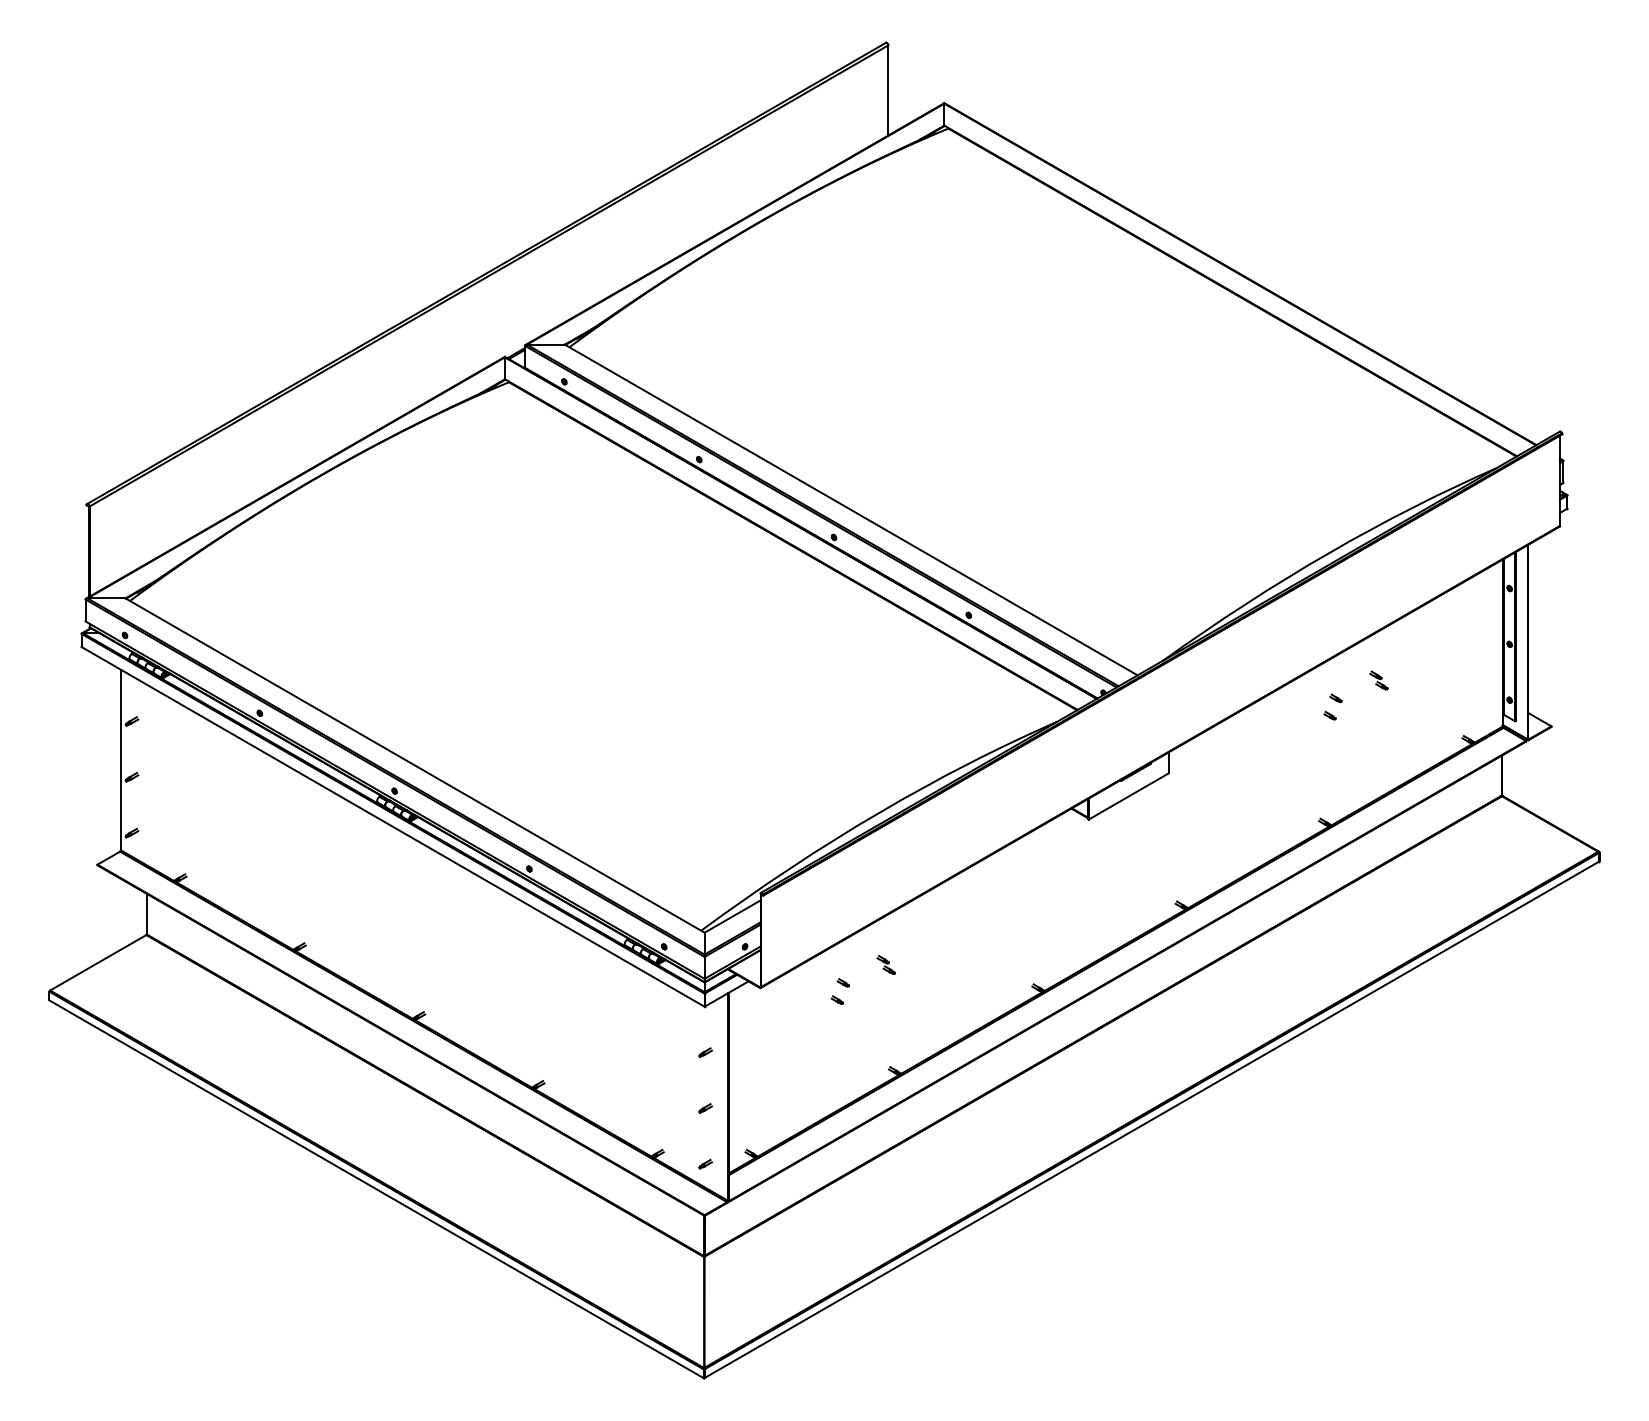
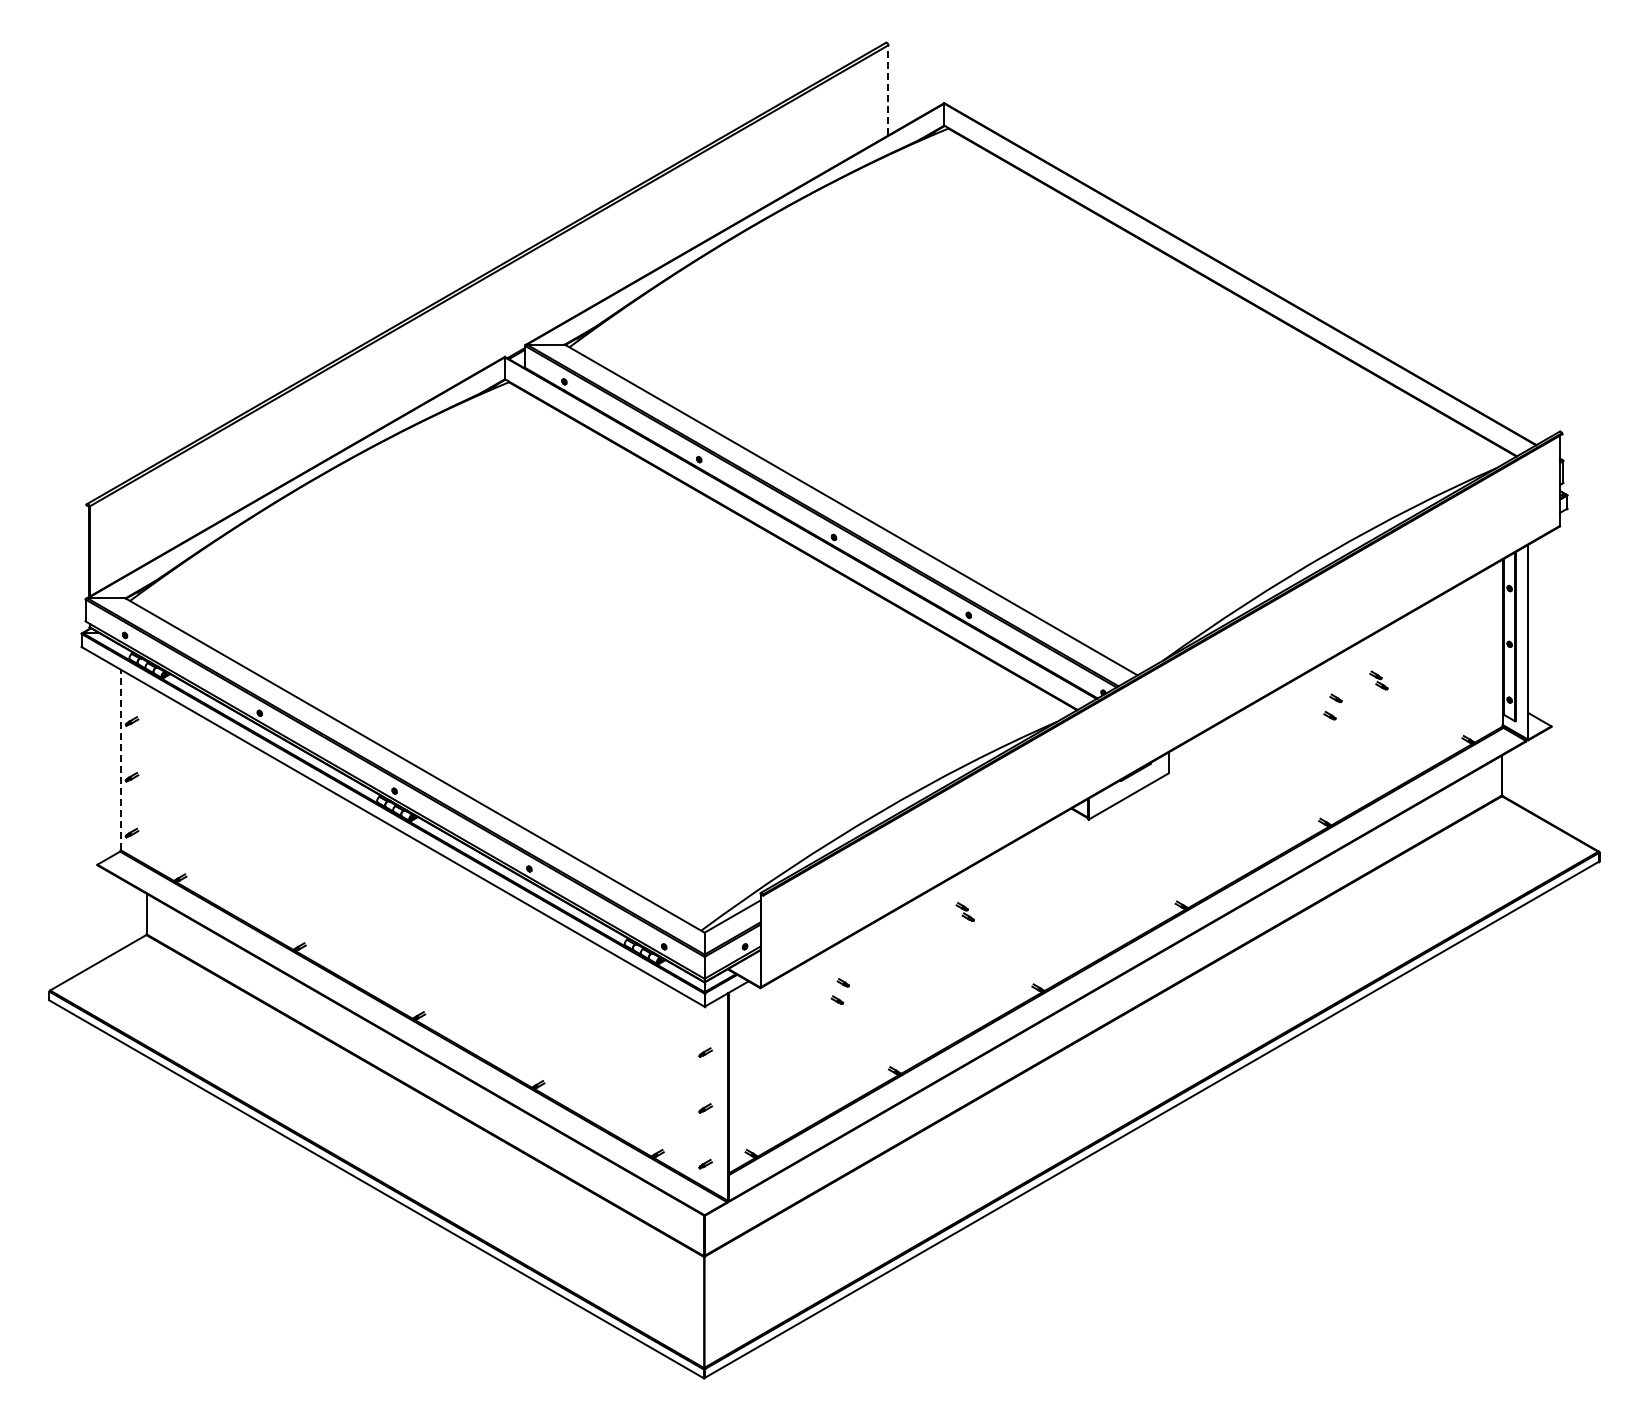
line: solid -> dashed (888, 89)
line: solid -> dashed (120, 759)
part position: (885, 964) -> (964, 911) (964, 911)
